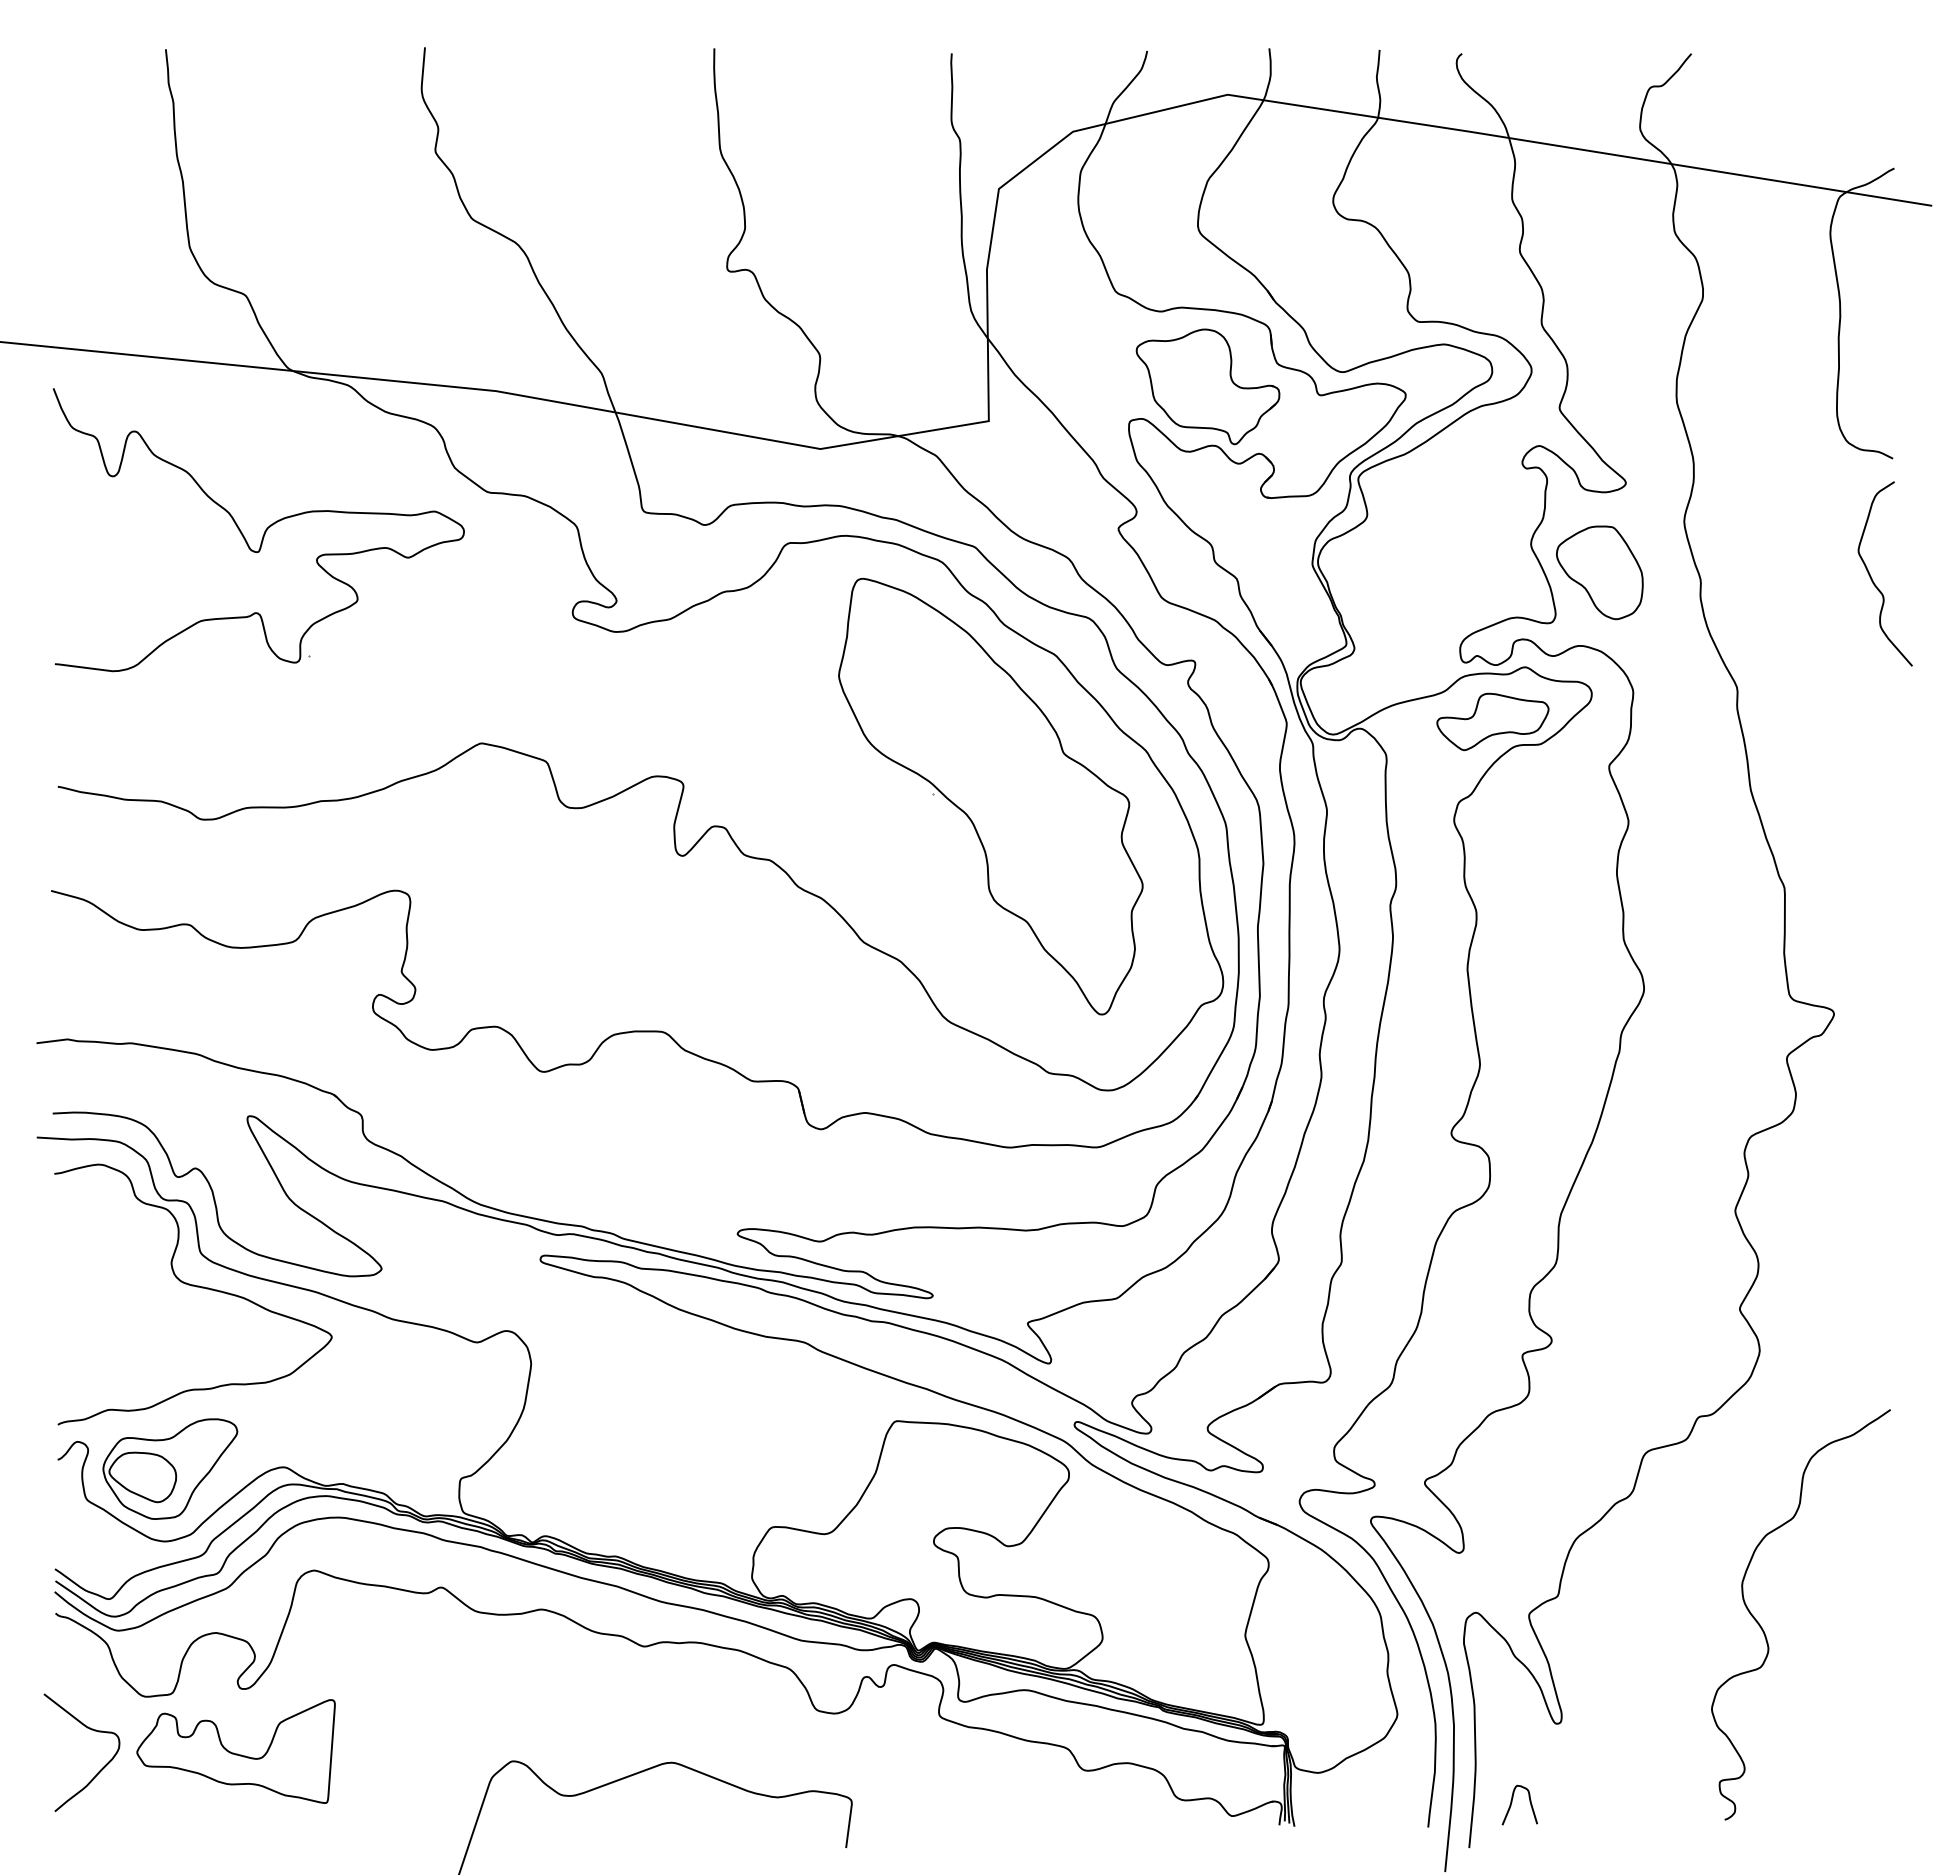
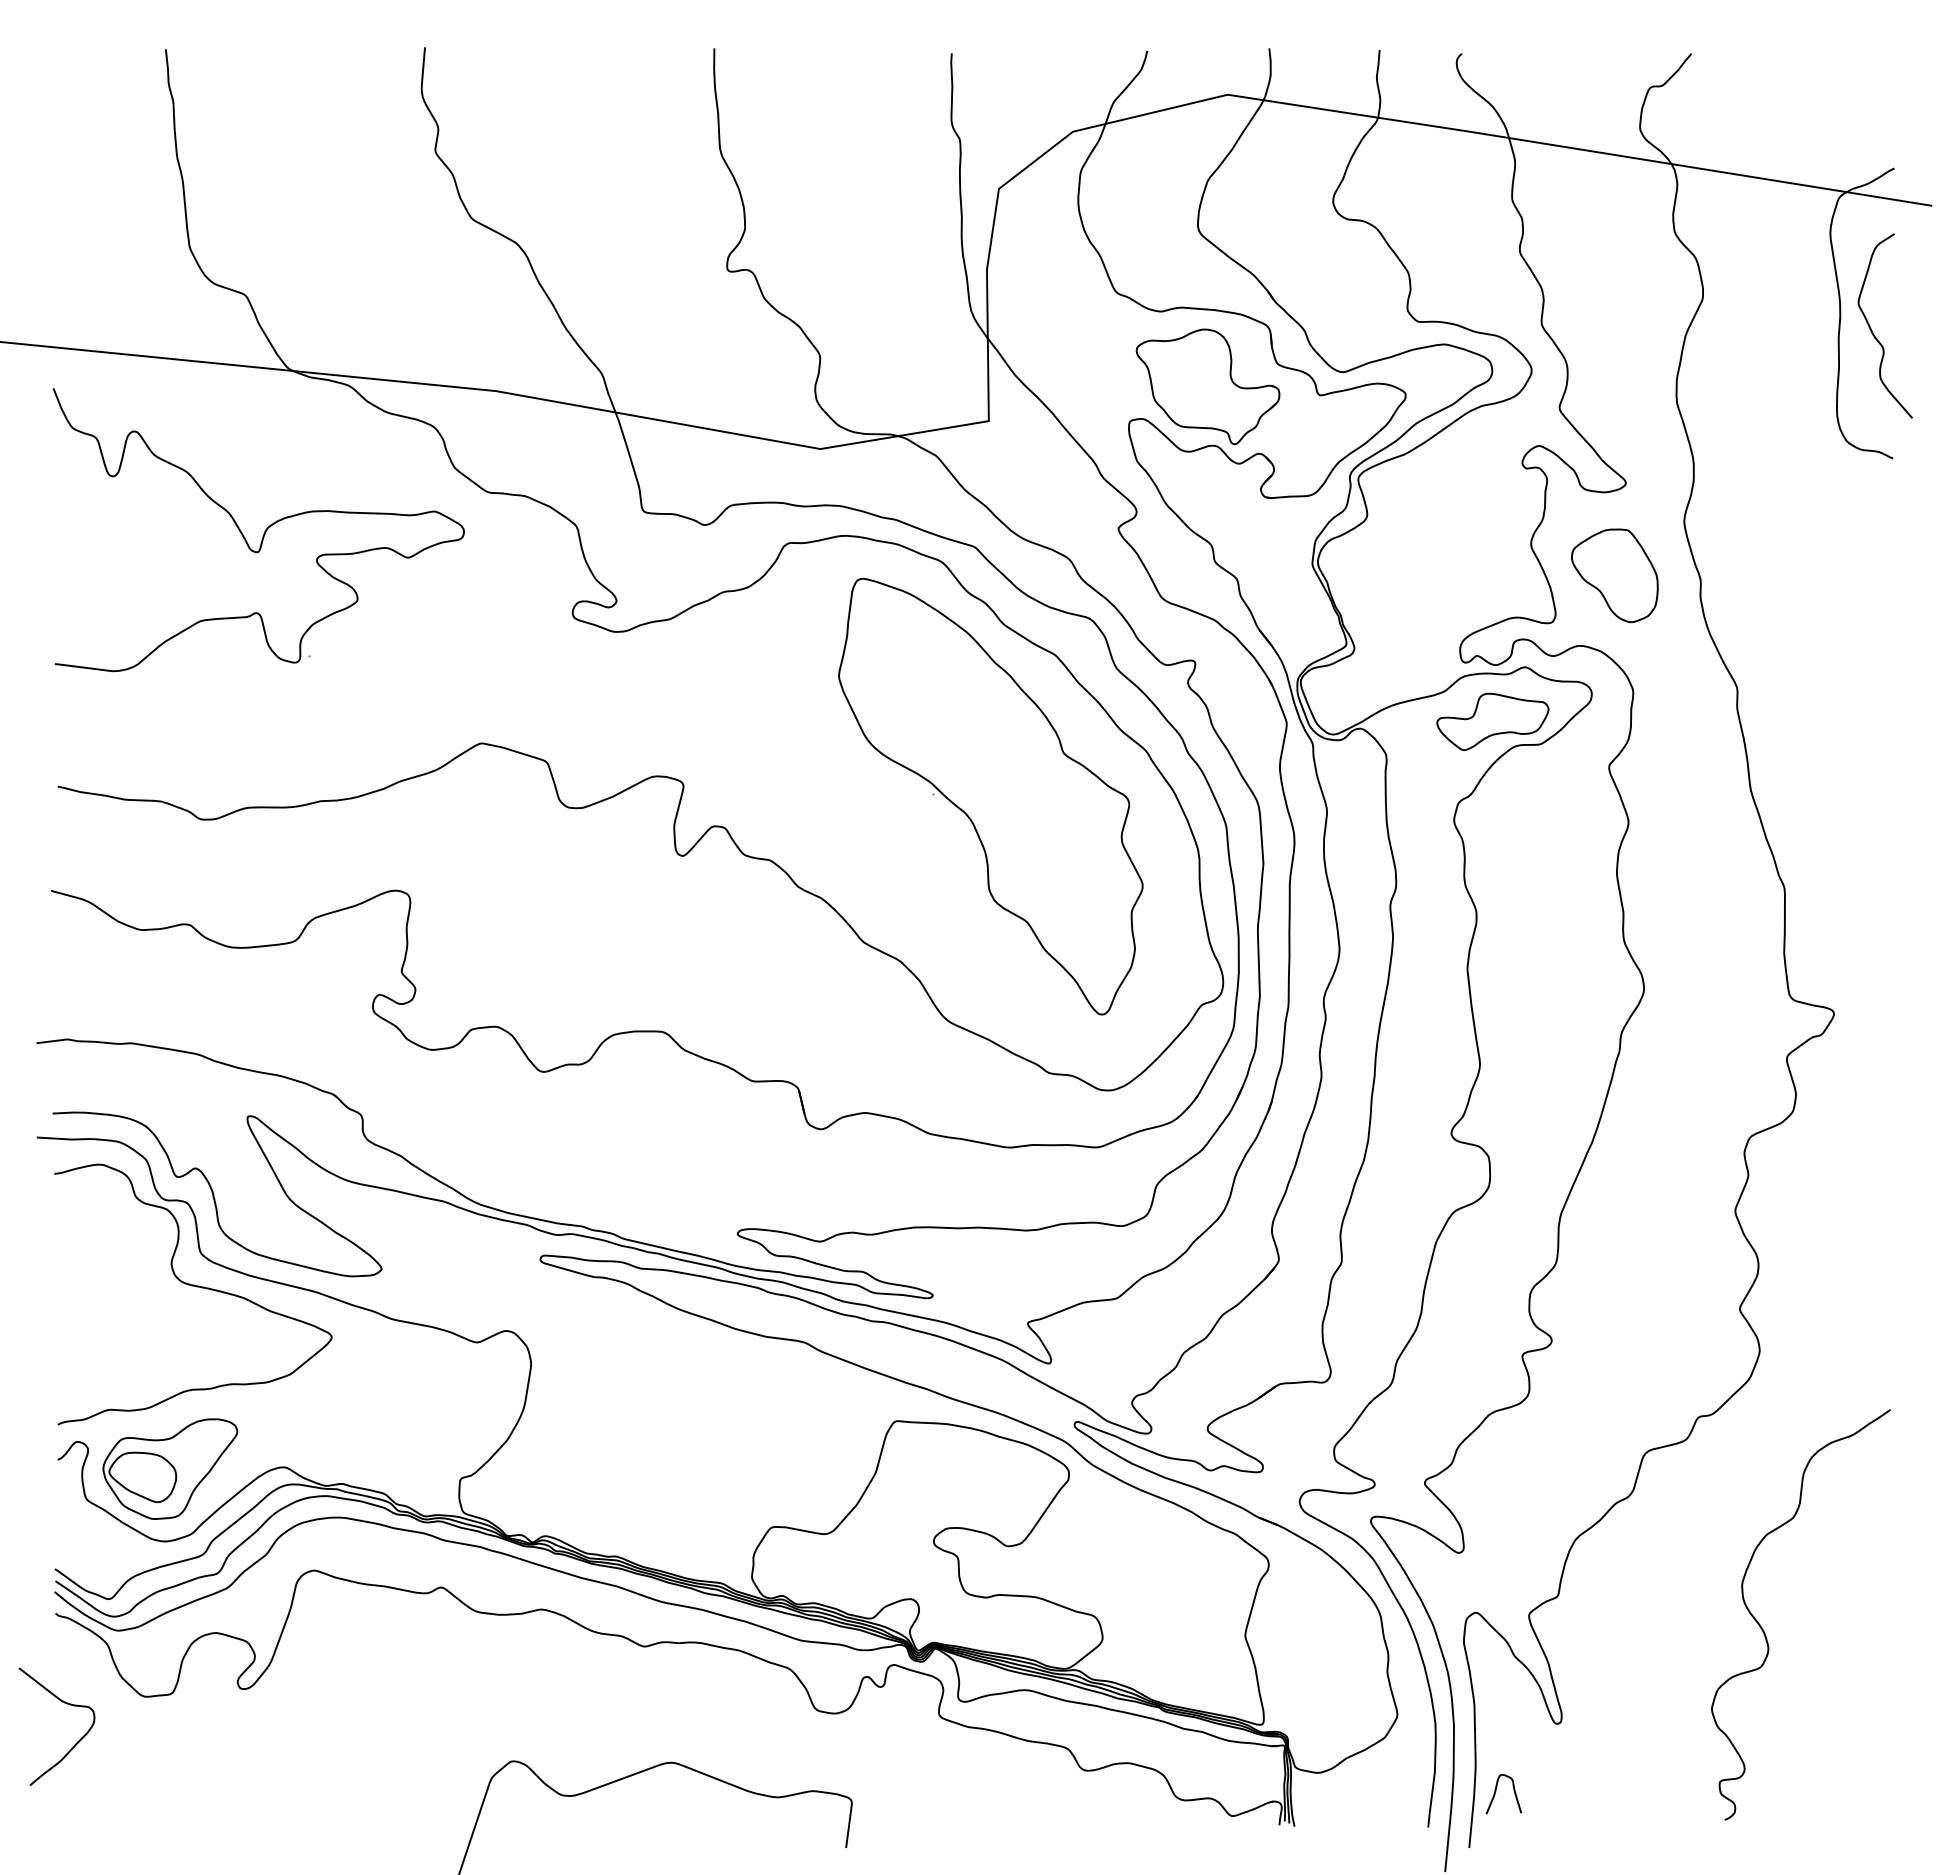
part position: (1599, 572) -> (1614, 575) (1614, 575)
curve position: (1872, 578) -> (1872, 330) (1872, 330)
curve position: (91, 1730) -> (66, 1704) (66, 1704)
part: present -> none (235, 1751)
curve position: (1512, 1802) -> (1496, 1791) (1496, 1791)
